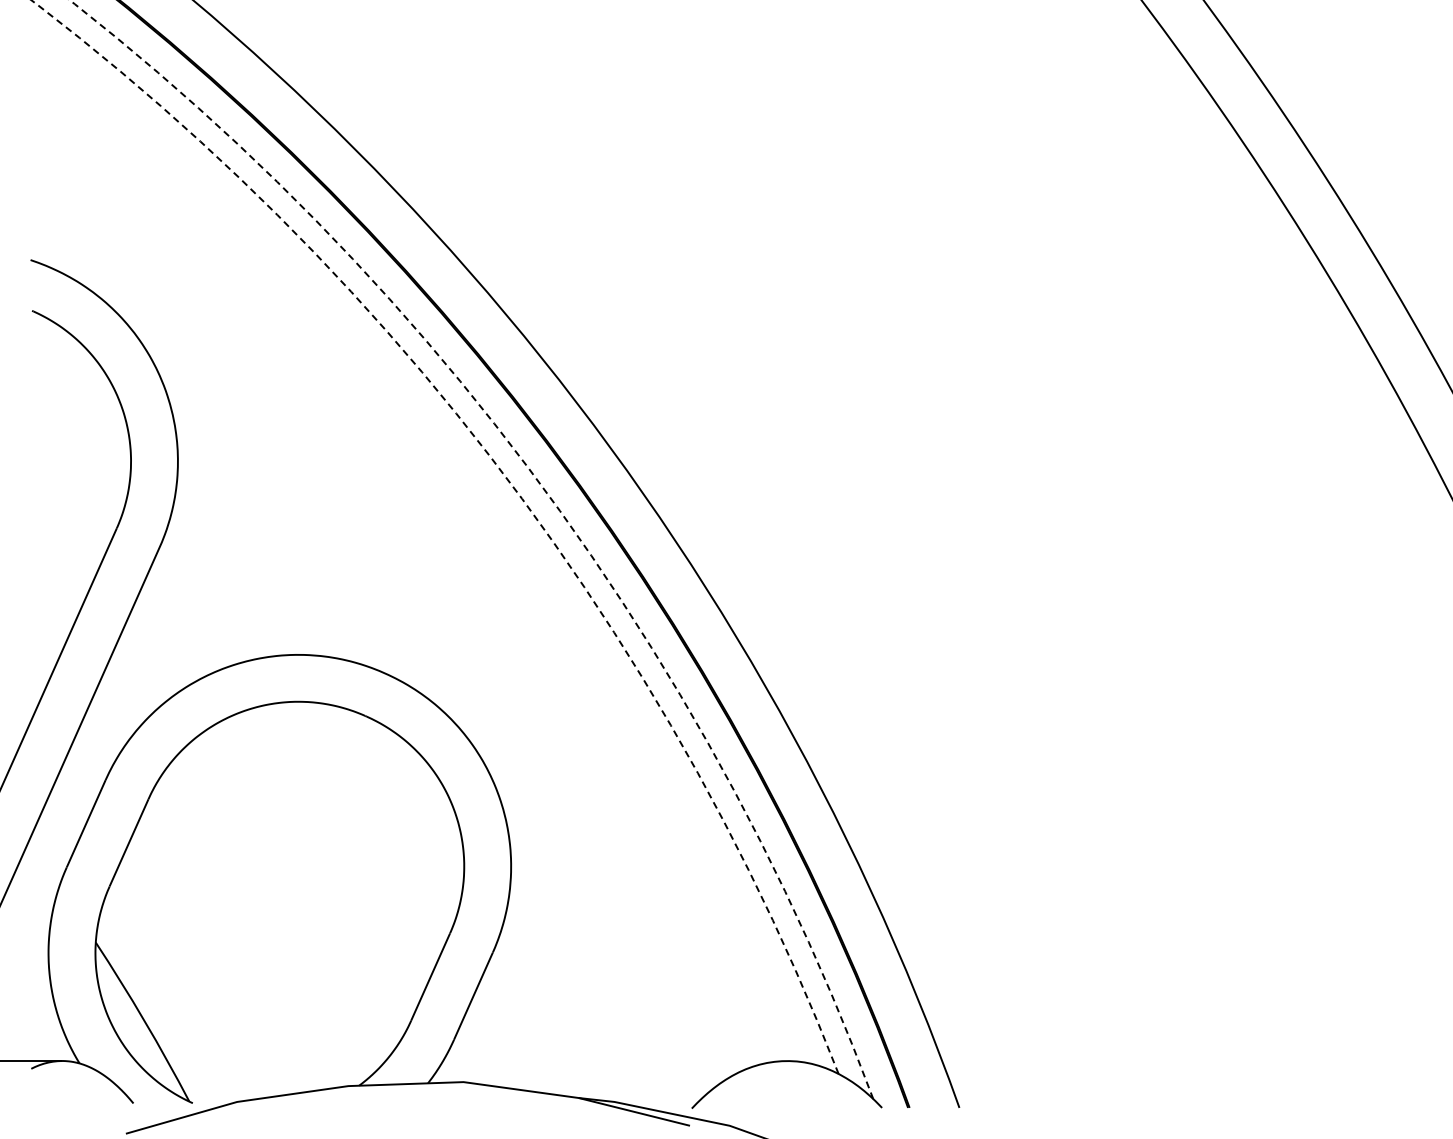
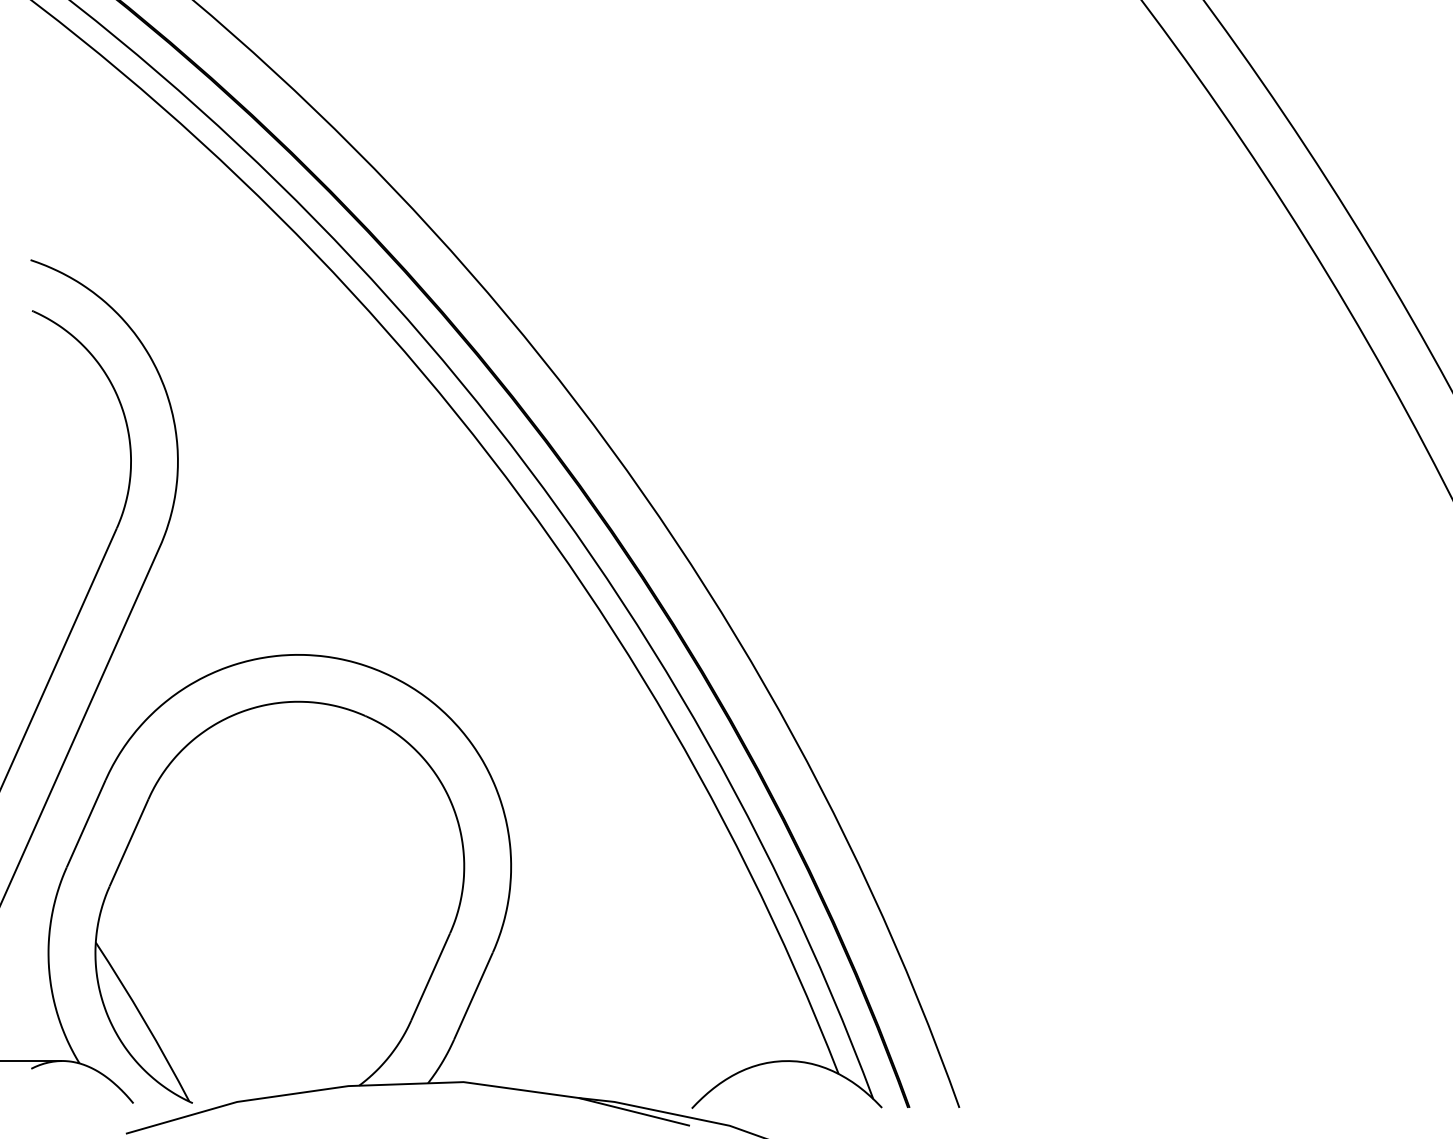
arc: dashed -> solid (508, 480)
arc: dashed -> solid (548, 494)
